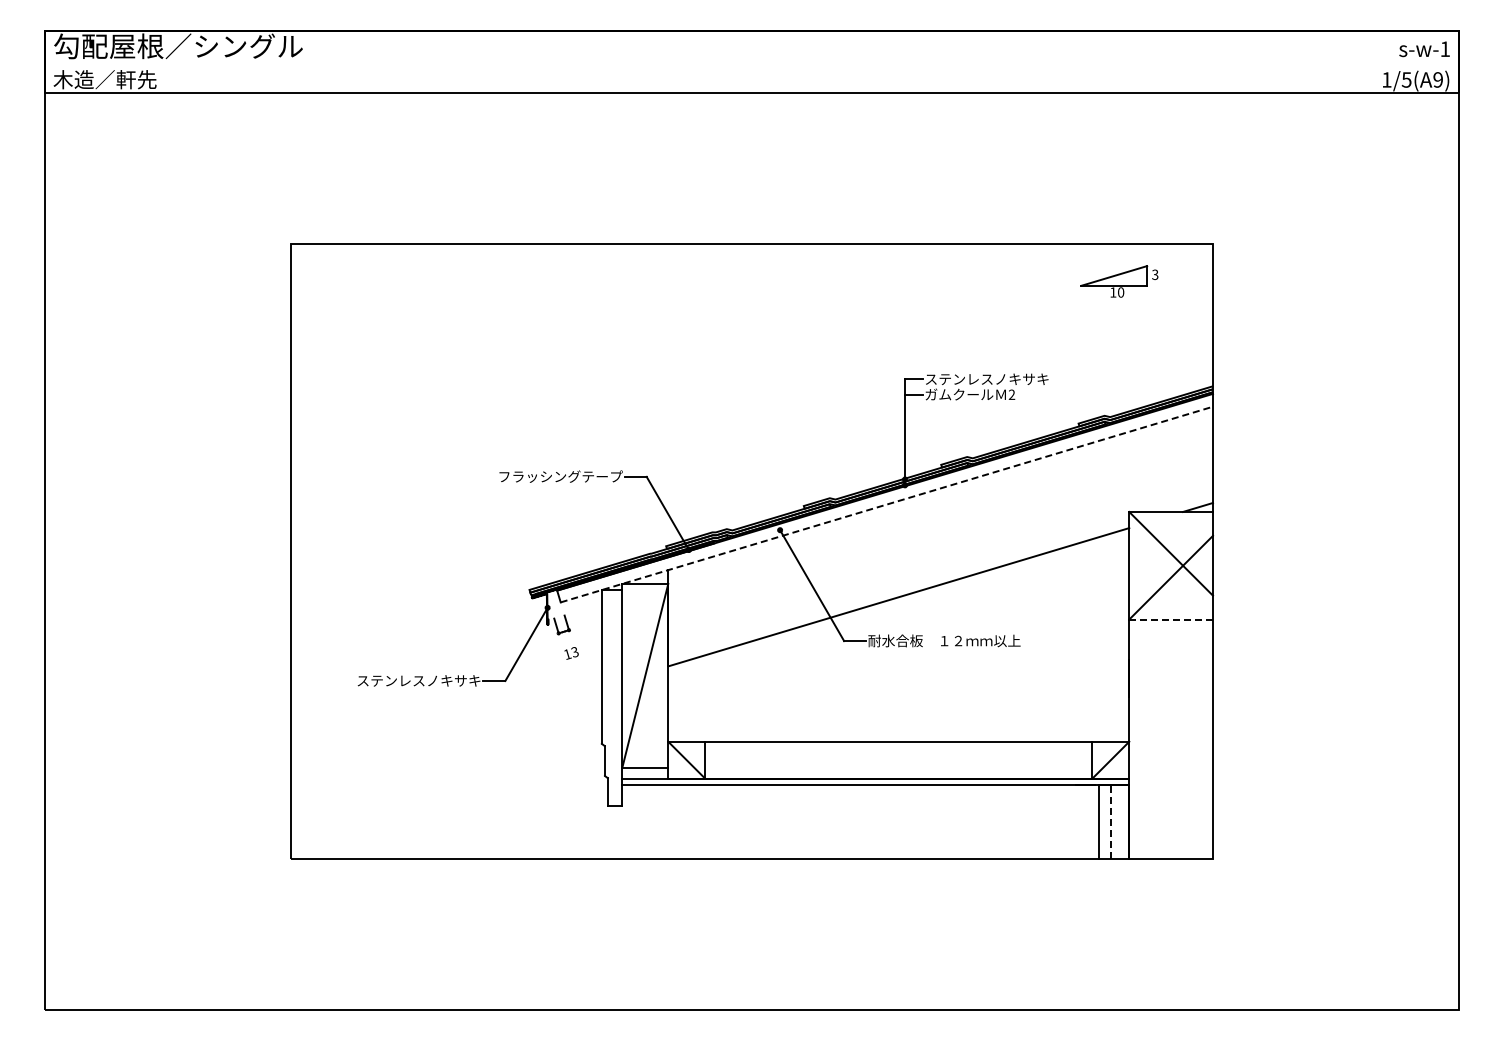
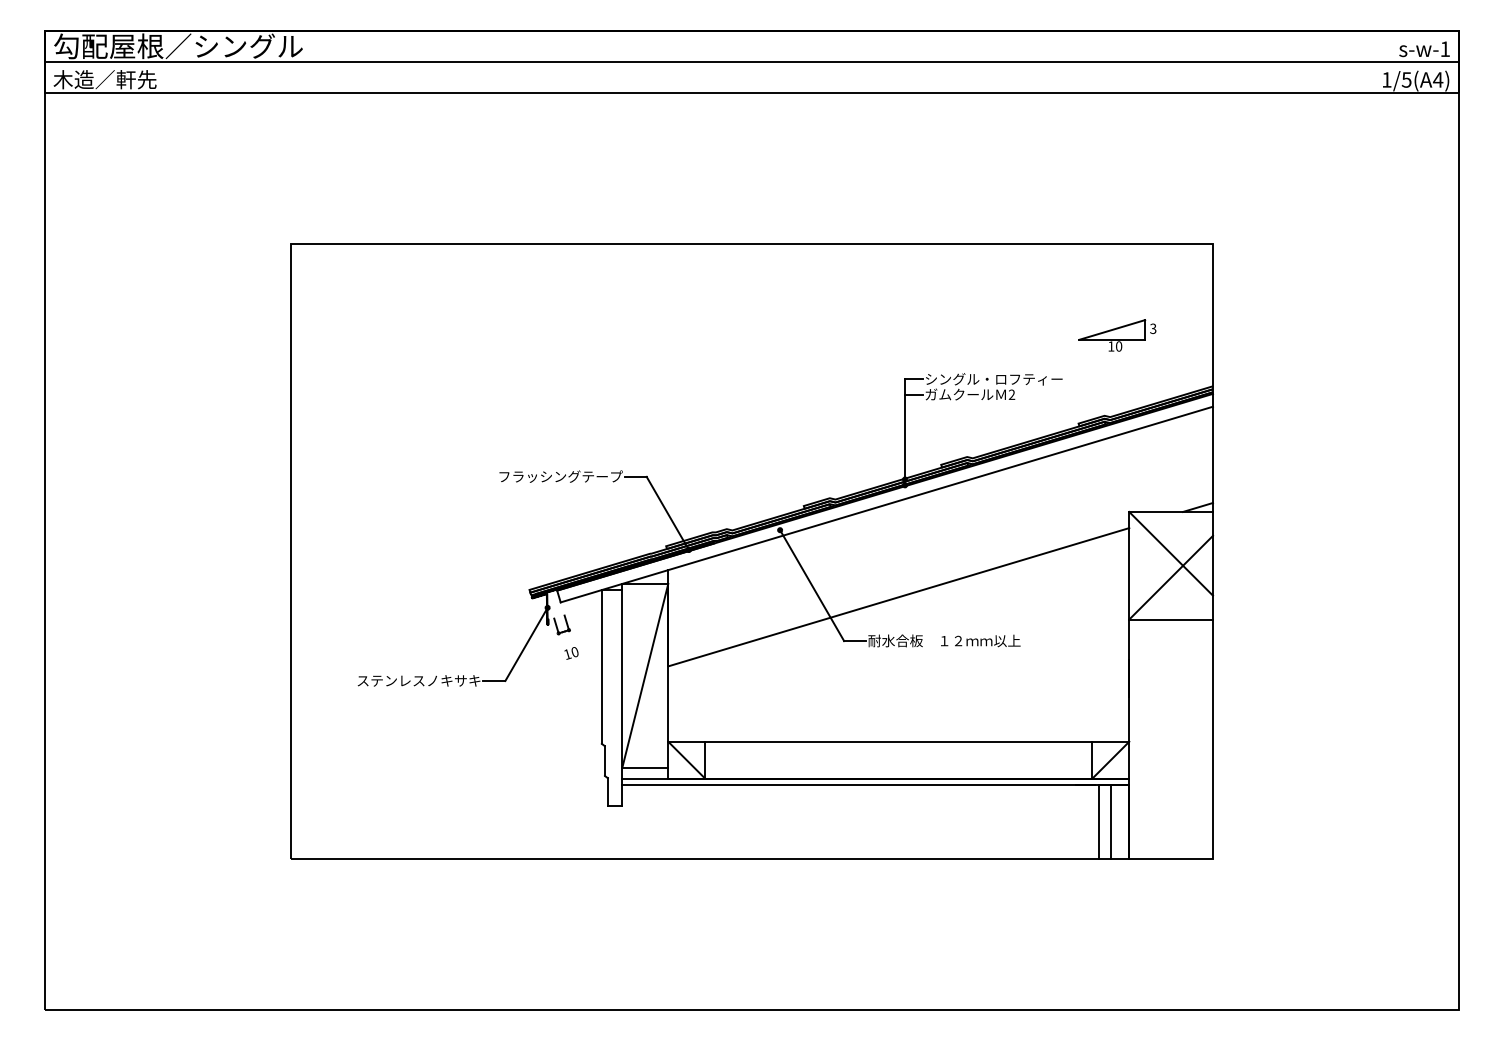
line: none -> present (751, 62)
text: 1/5(A9) -> 1/5(A4) (1438, 79)
part position: (1119, 281) -> (1117, 335) (1117, 335)
text: ステンレスノキサキ -> シングル・ロフティー (994, 379)
line: dashed -> solid (886, 504)
line: dashed -> solid (1171, 619)
text: 13 -> 10 (574, 652)
line: dashed -> solid (1110, 821)
